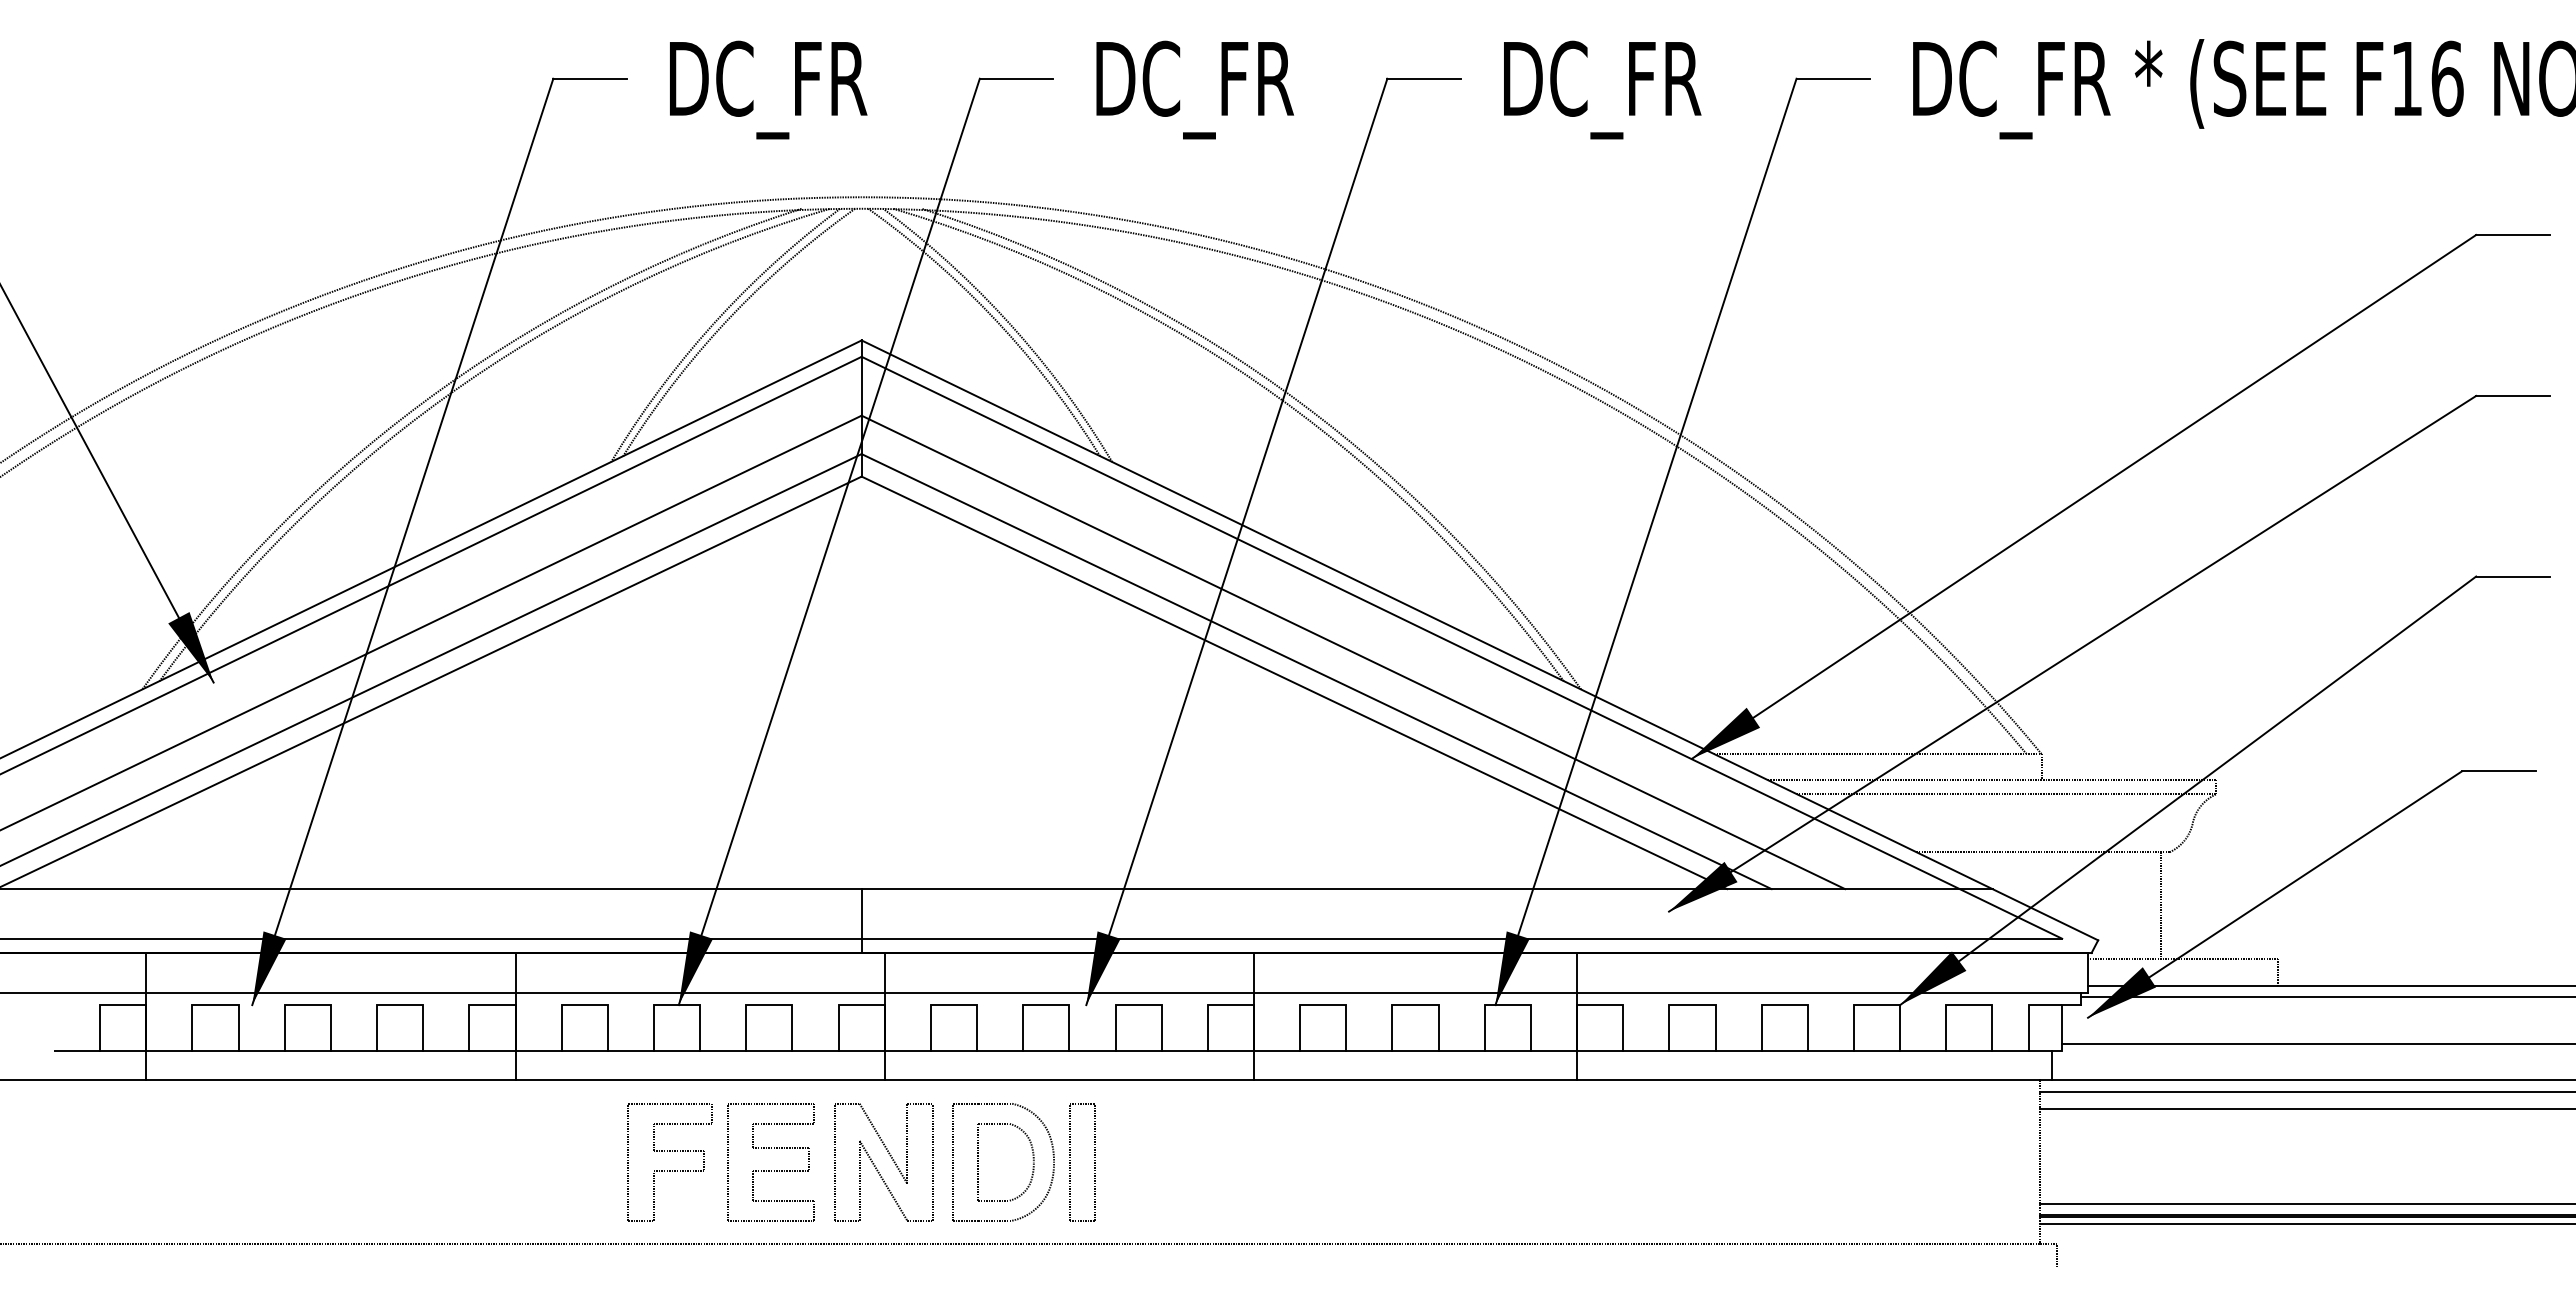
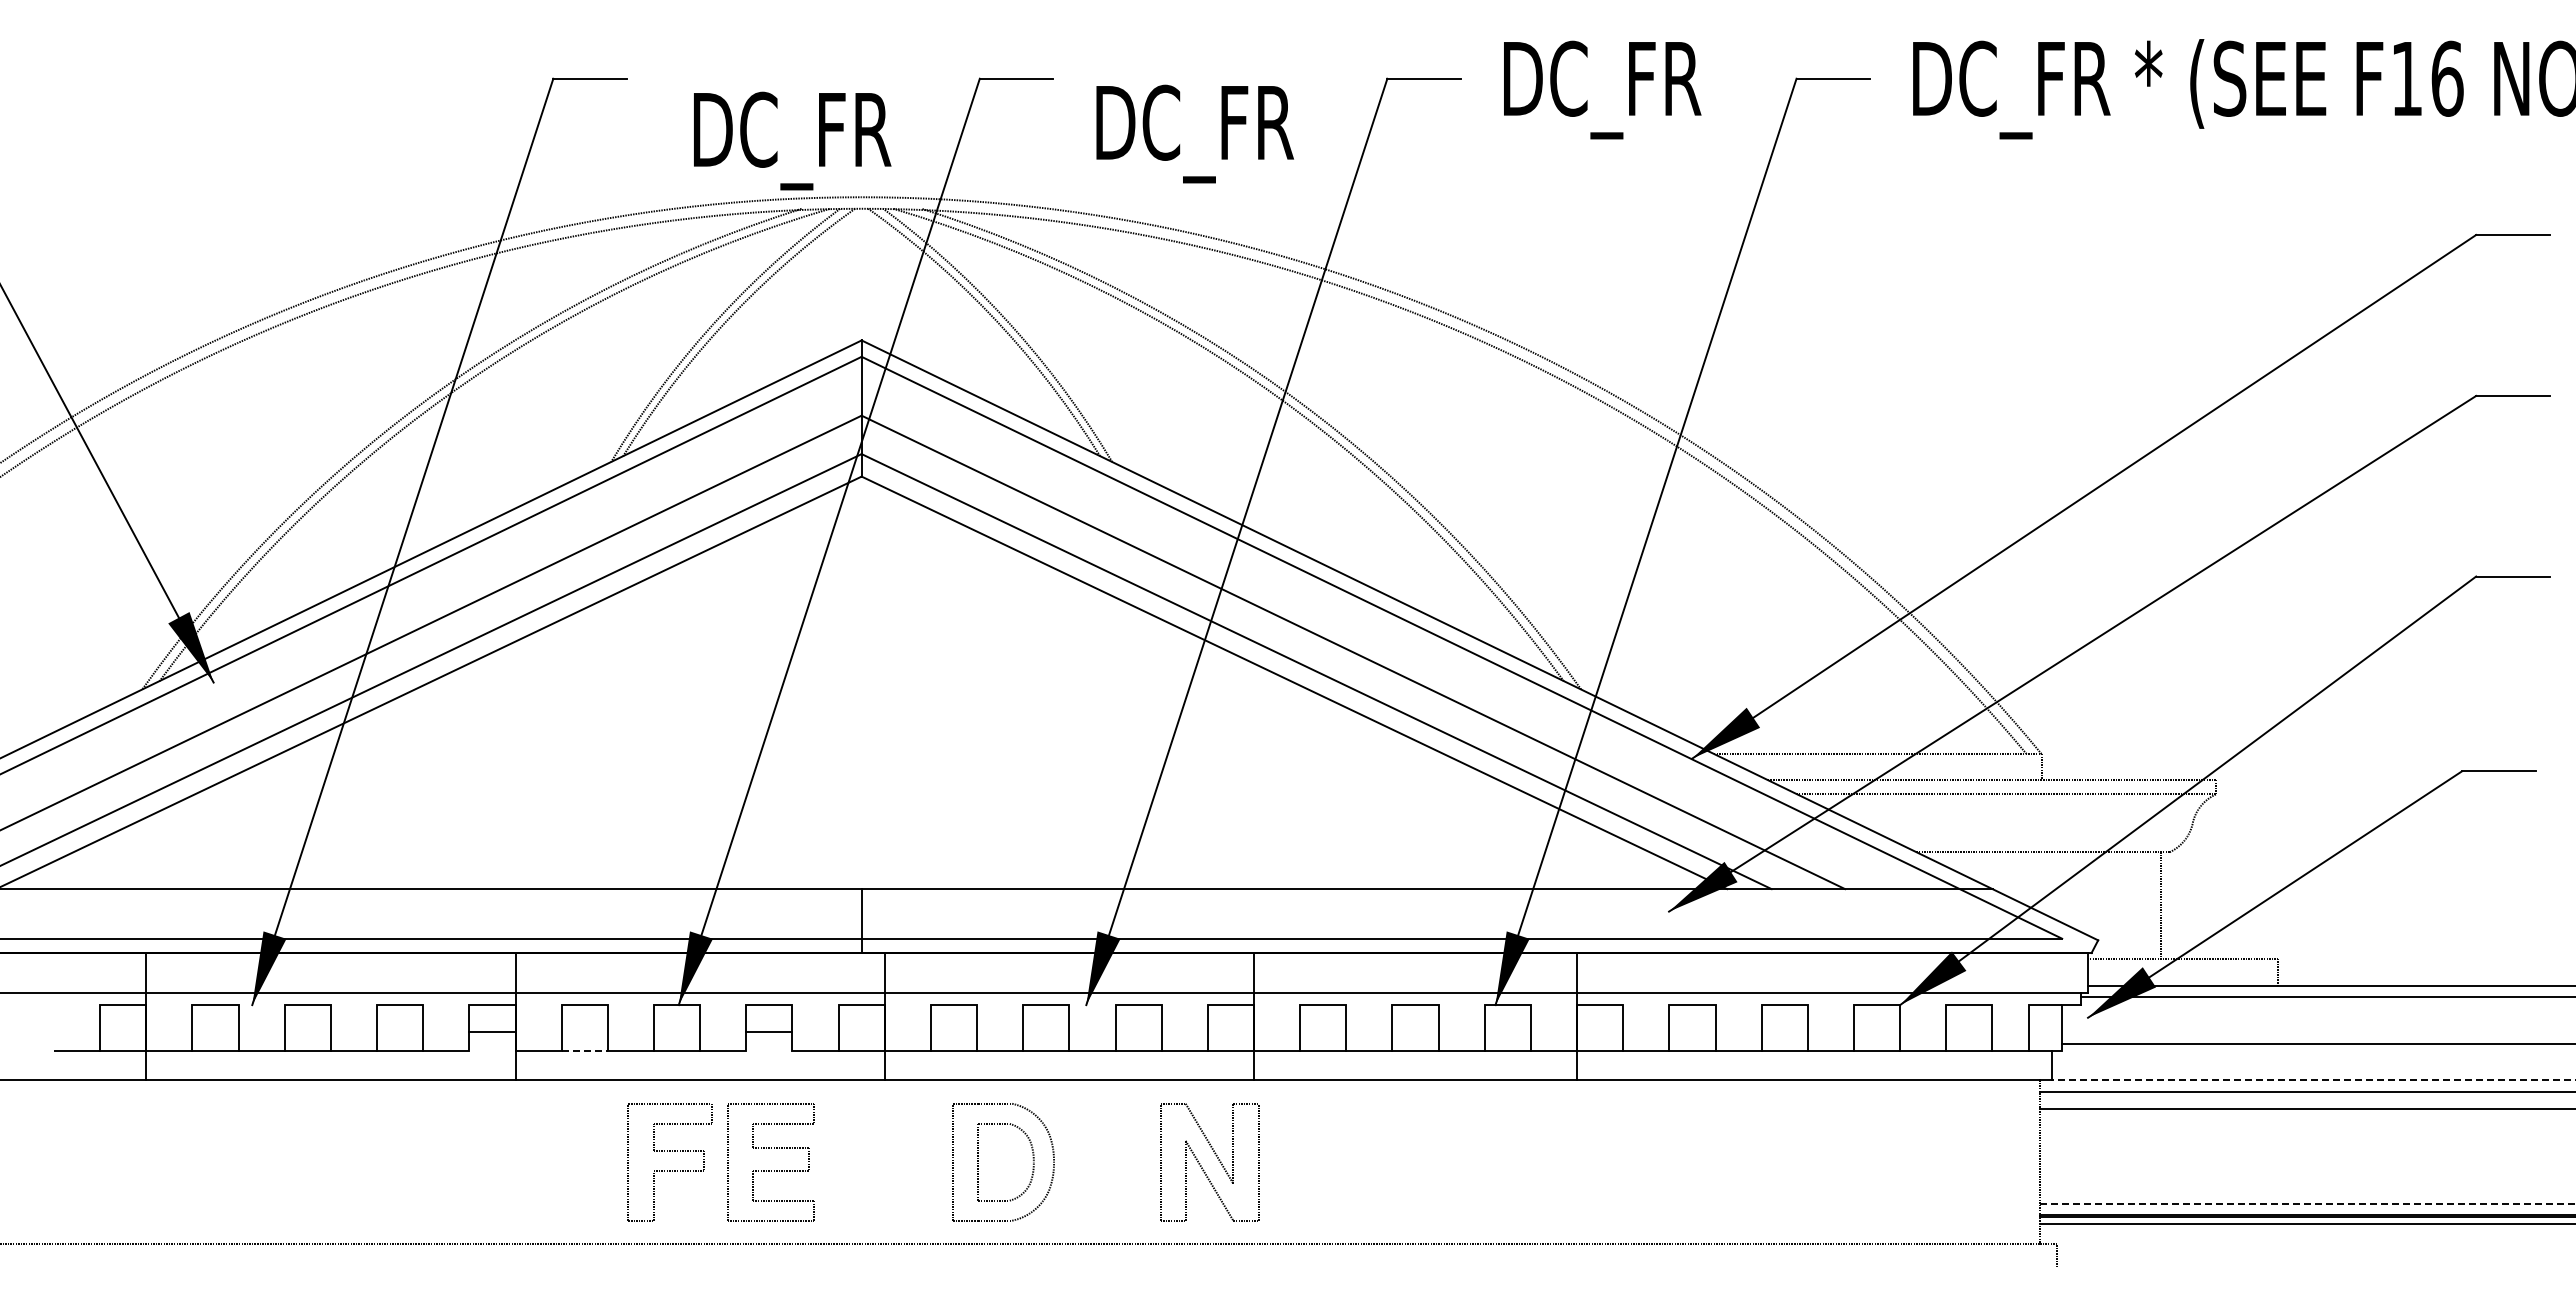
text position: (768, 89) -> (792, 140) (792, 140)
text position: (1194, 89) -> (1194, 133) (1194, 133)
line position: (492, 1051) -> (492, 1032) (492, 1032)
line: solid -> dashed (585, 1051)
line position: (769, 1051) -> (769, 1032) (769, 1032)
line: solid -> dashed (2313, 1080)
part: present -> none (1070, 1162)
part position: (875, 1165) -> (1201, 1165) (1201, 1165)
line: solid -> dashed (2308, 1204)
